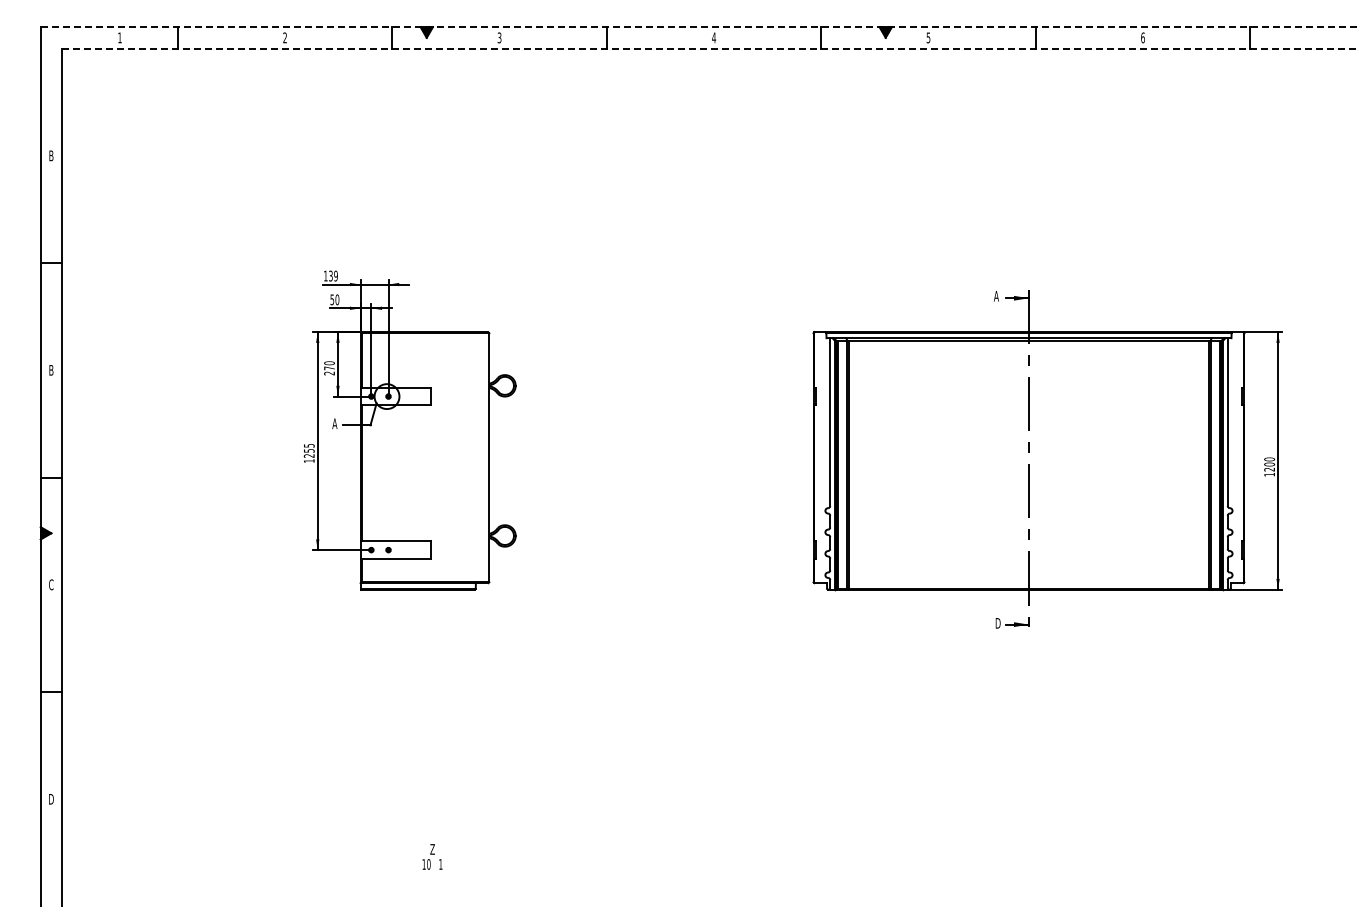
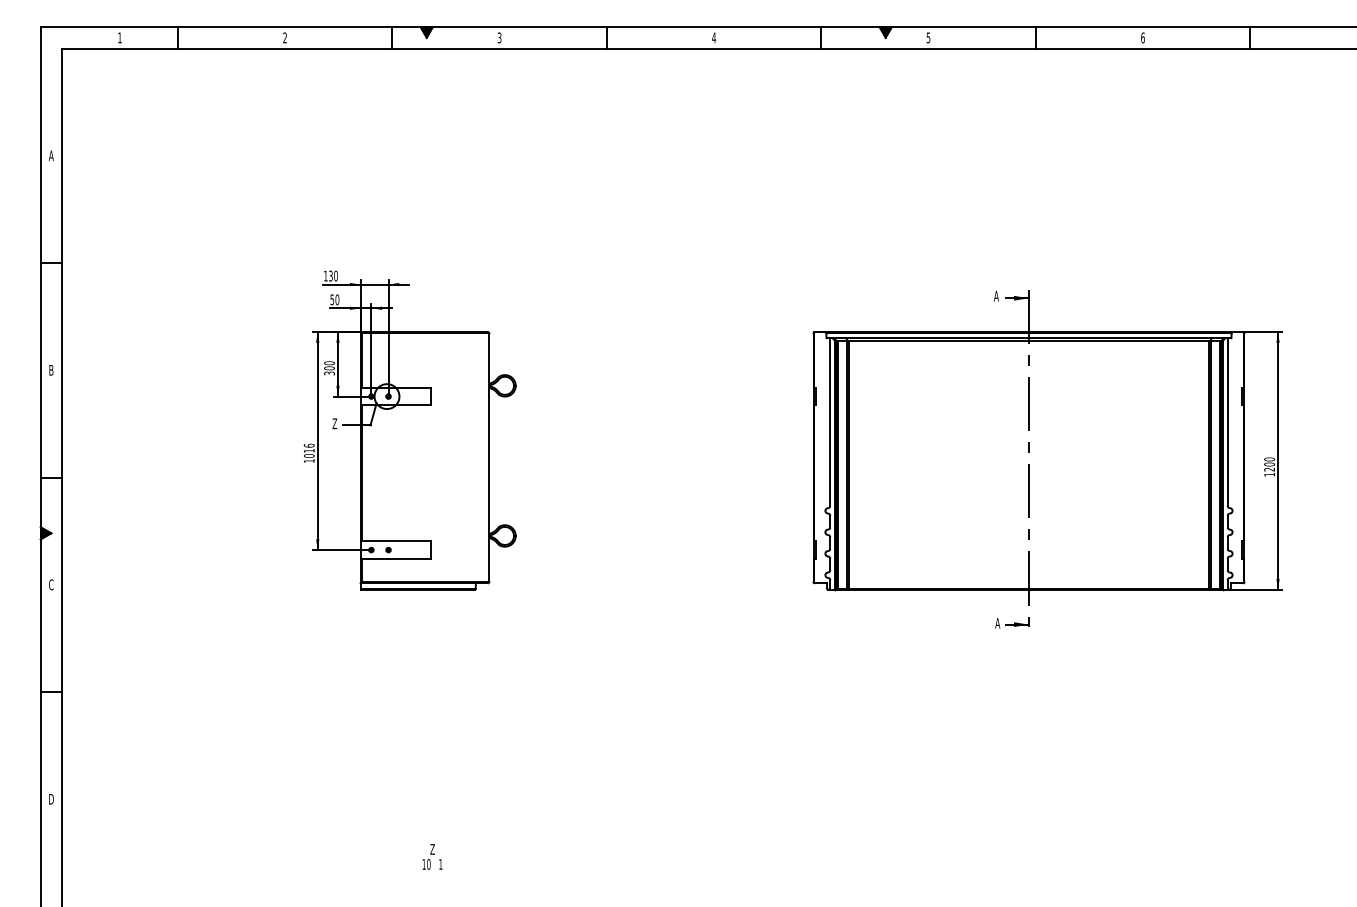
line: dashed -> solid (698, 27)
line: dashed -> solid (709, 48)
text: B -> A (50, 155)
text: 139 -> 130 (335, 276)
text: 270 -> 300 (329, 370)
text: A -> Z (334, 423)
text: 1255 -> 1016 (308, 450)
text: D -> A (997, 623)
